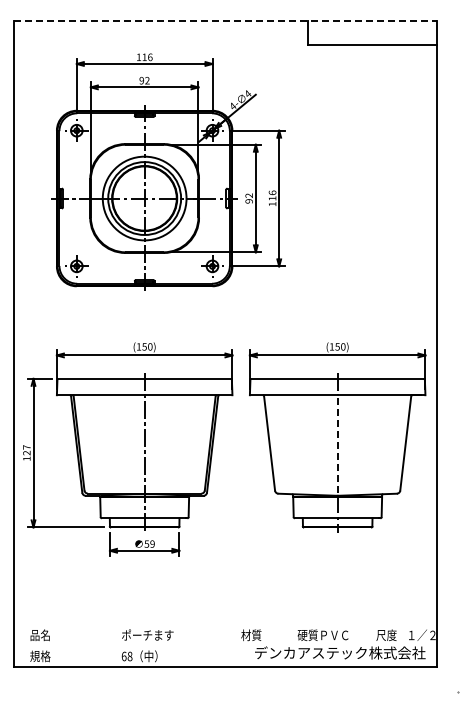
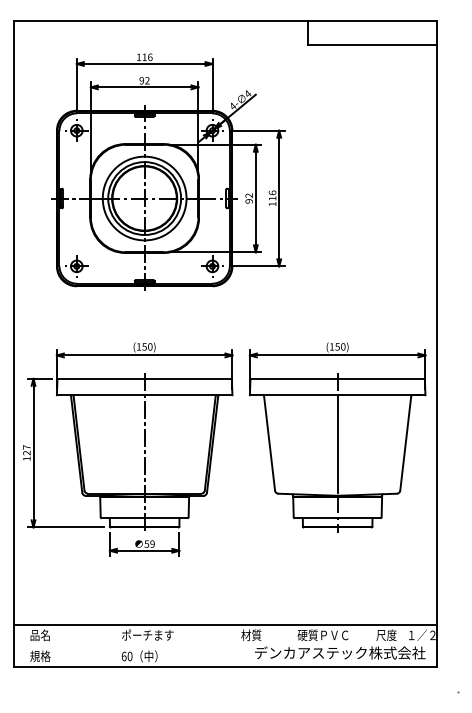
line: dashed -> solid (225, 21)
line: dashed -> solid (337, 443)
line: none -> present (225, 624)
text: 68 -> 60 (129, 656)
